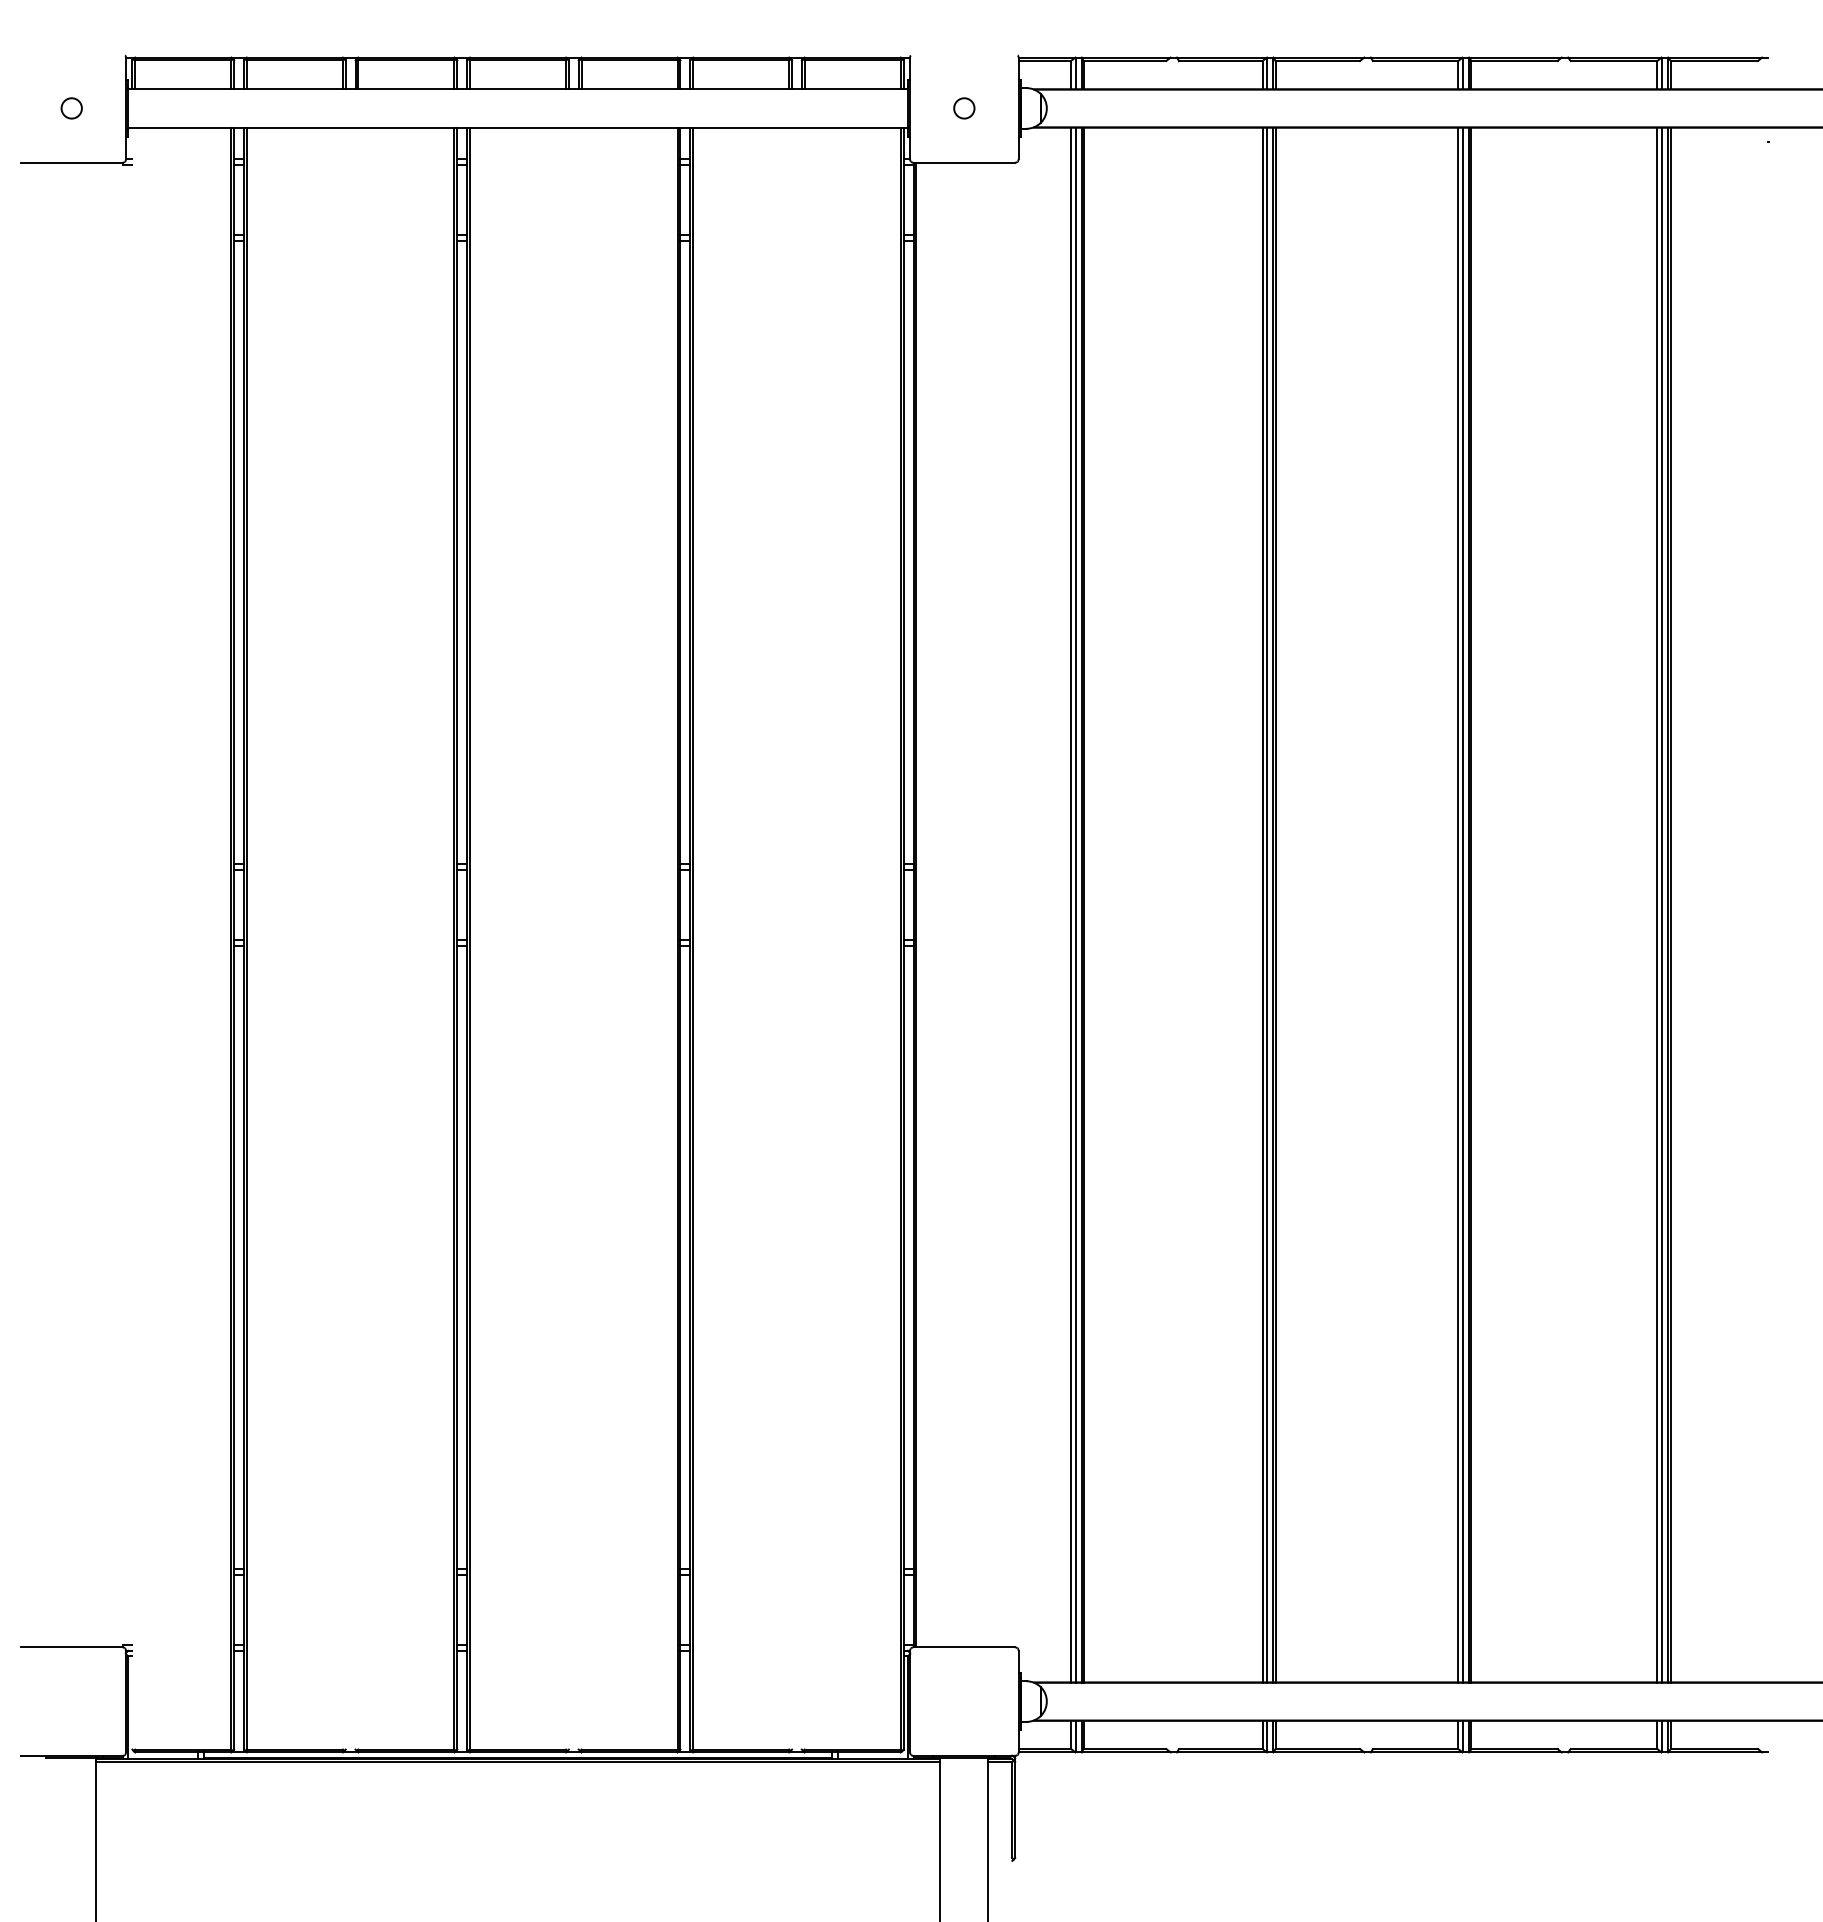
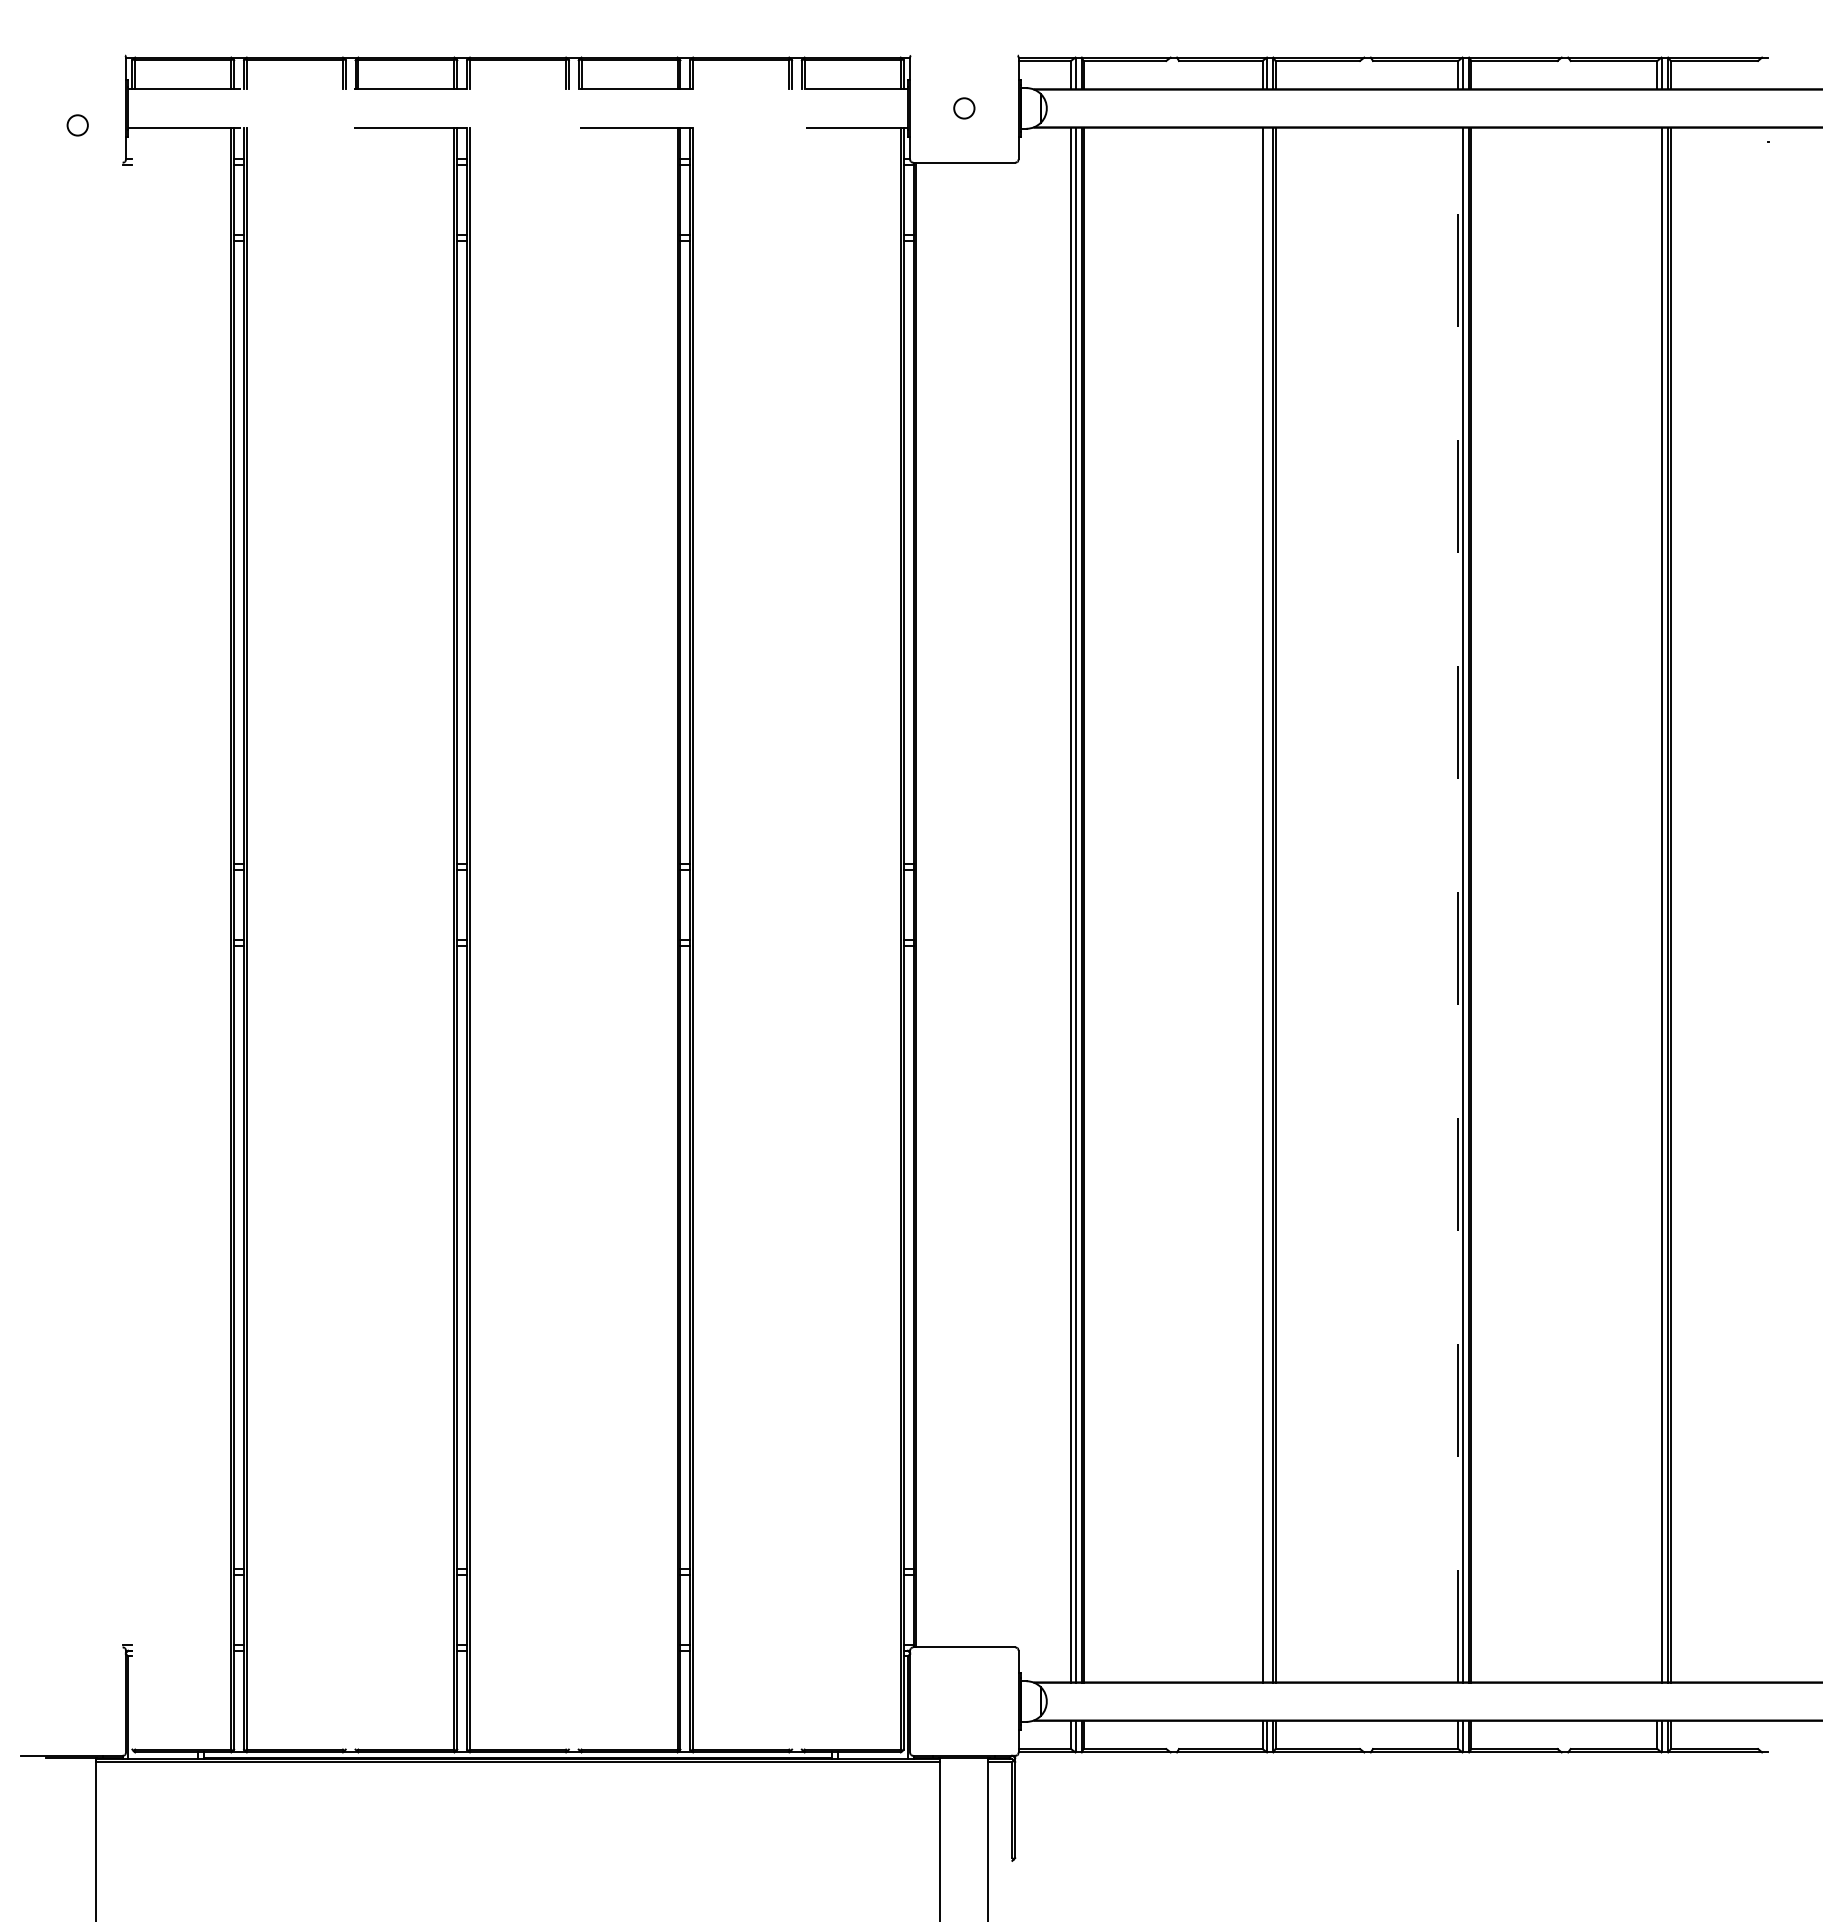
line: solid -> dashed (518, 89)
circle position: (71, 108) -> (77, 125) (77, 125)
line: solid -> dashed (518, 127)
line: present -> none (71, 162)
line: present -> none (1267, 904)
line: present -> none (1657, 904)
line: solid -> dashed (1458, 905)
line: present -> none (71, 1647)
